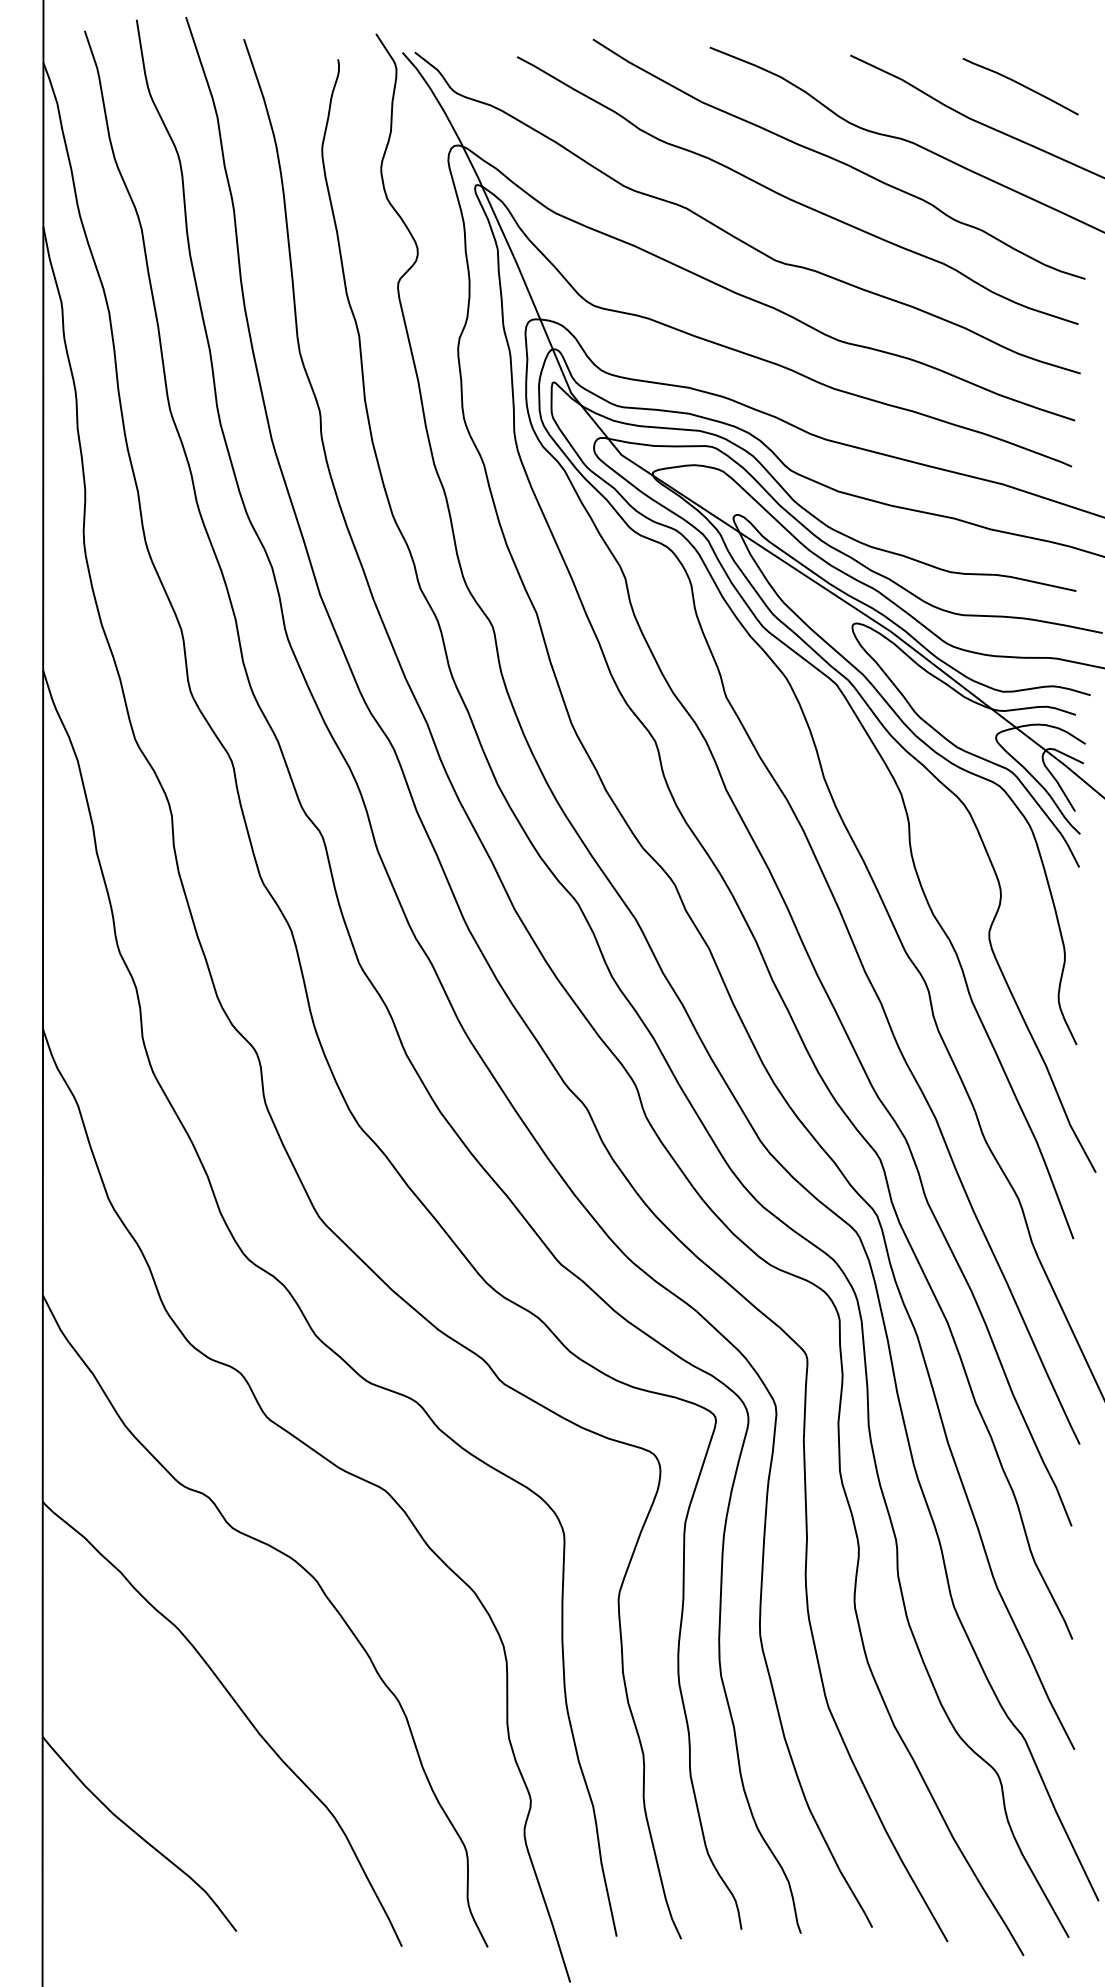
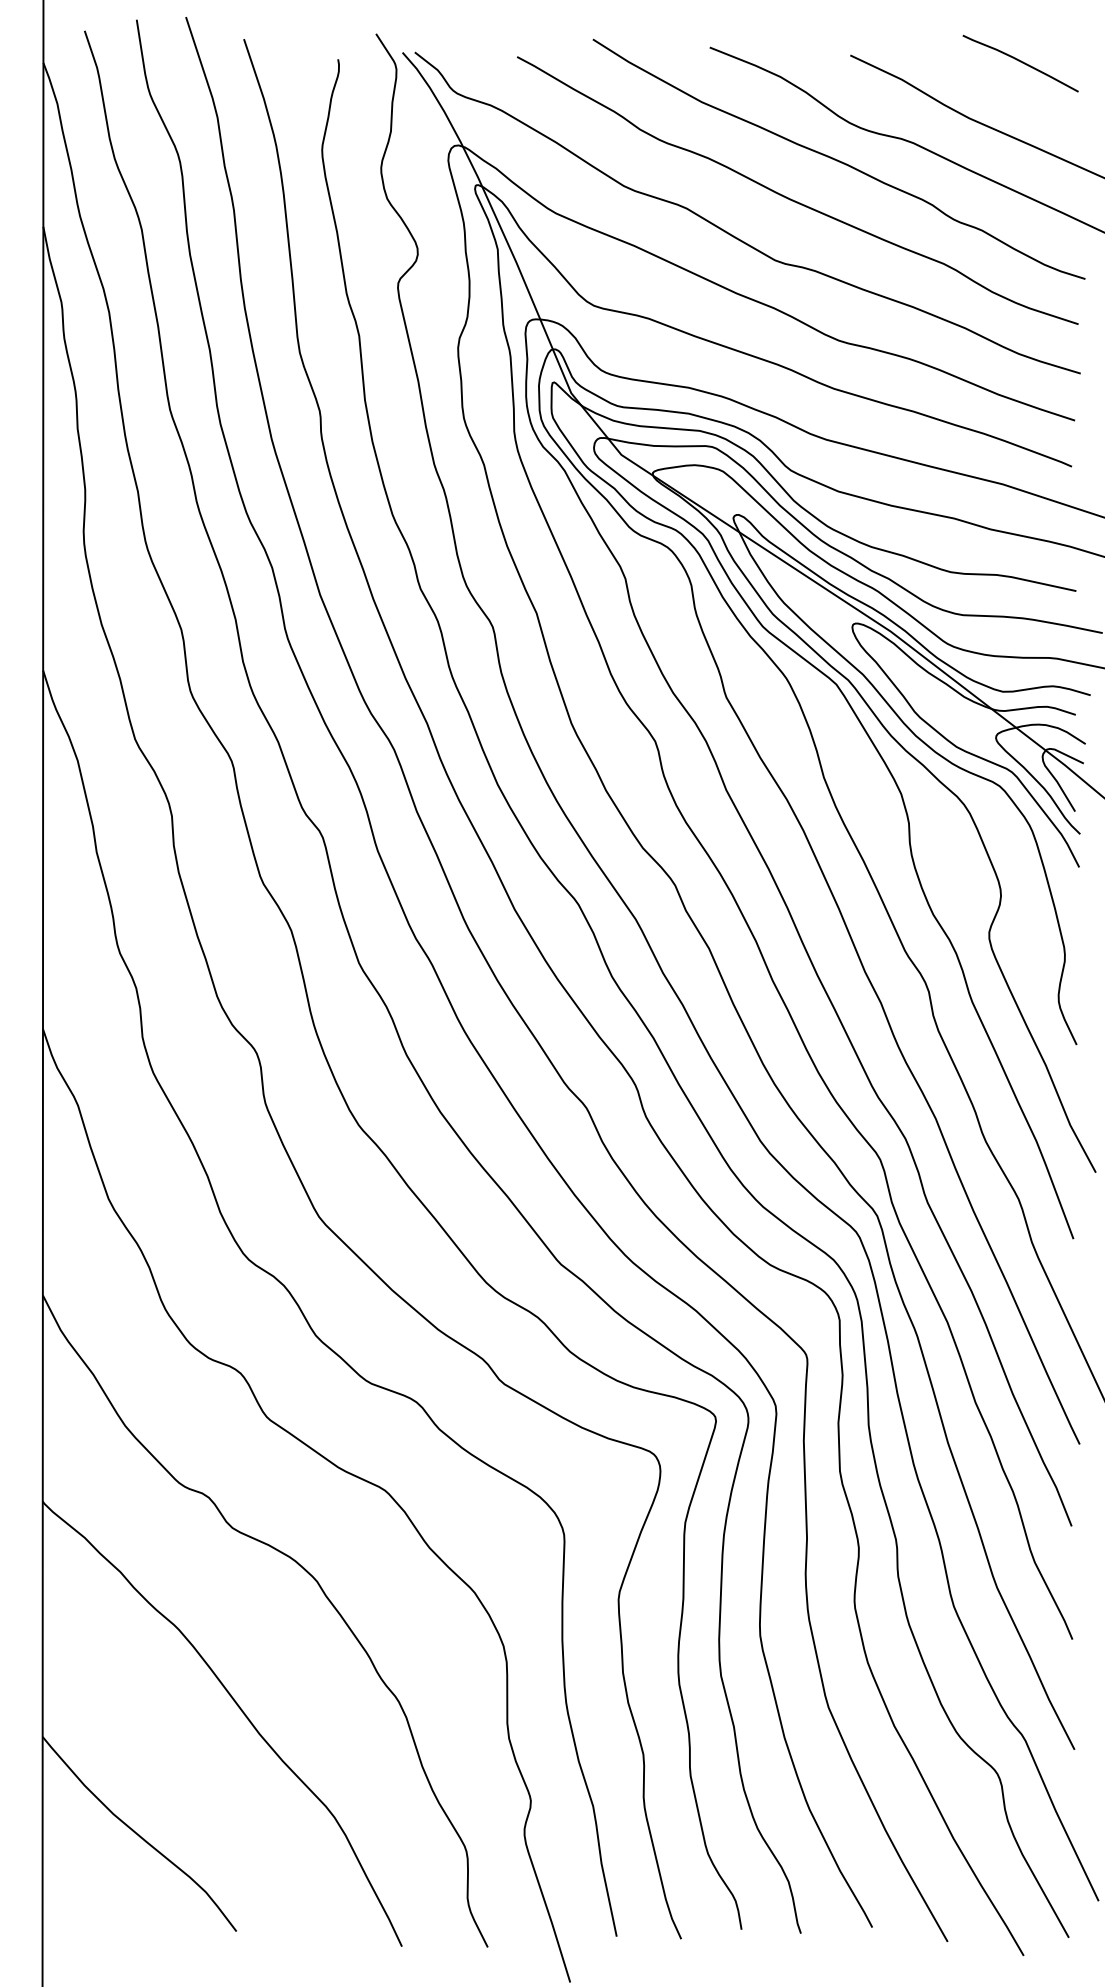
curve position: (1020, 85) -> (1020, 62) (1020, 62)
